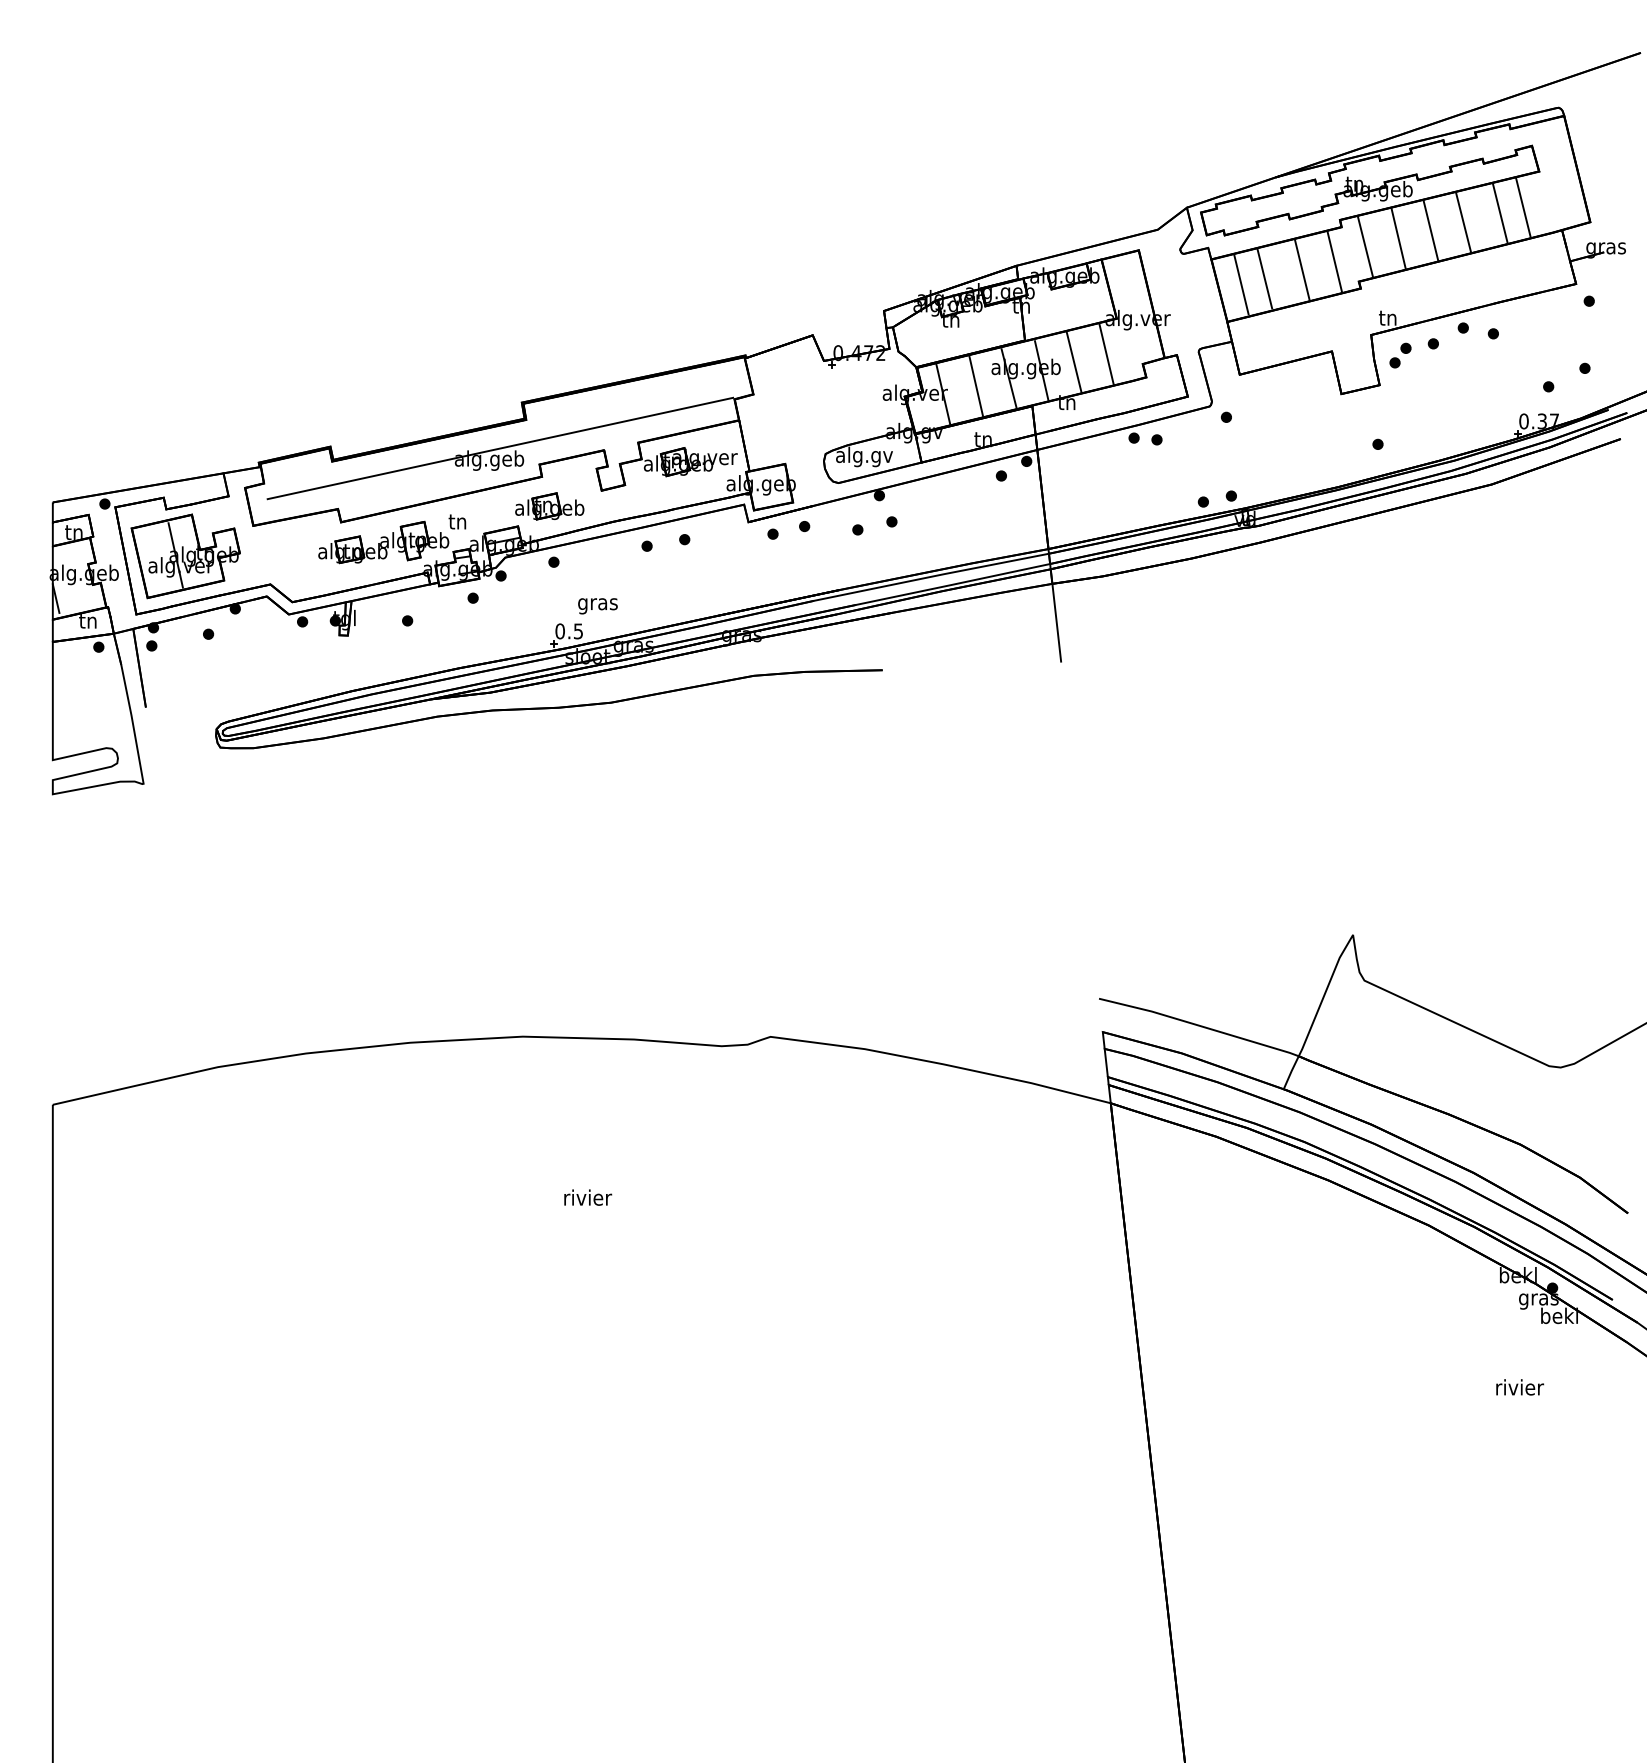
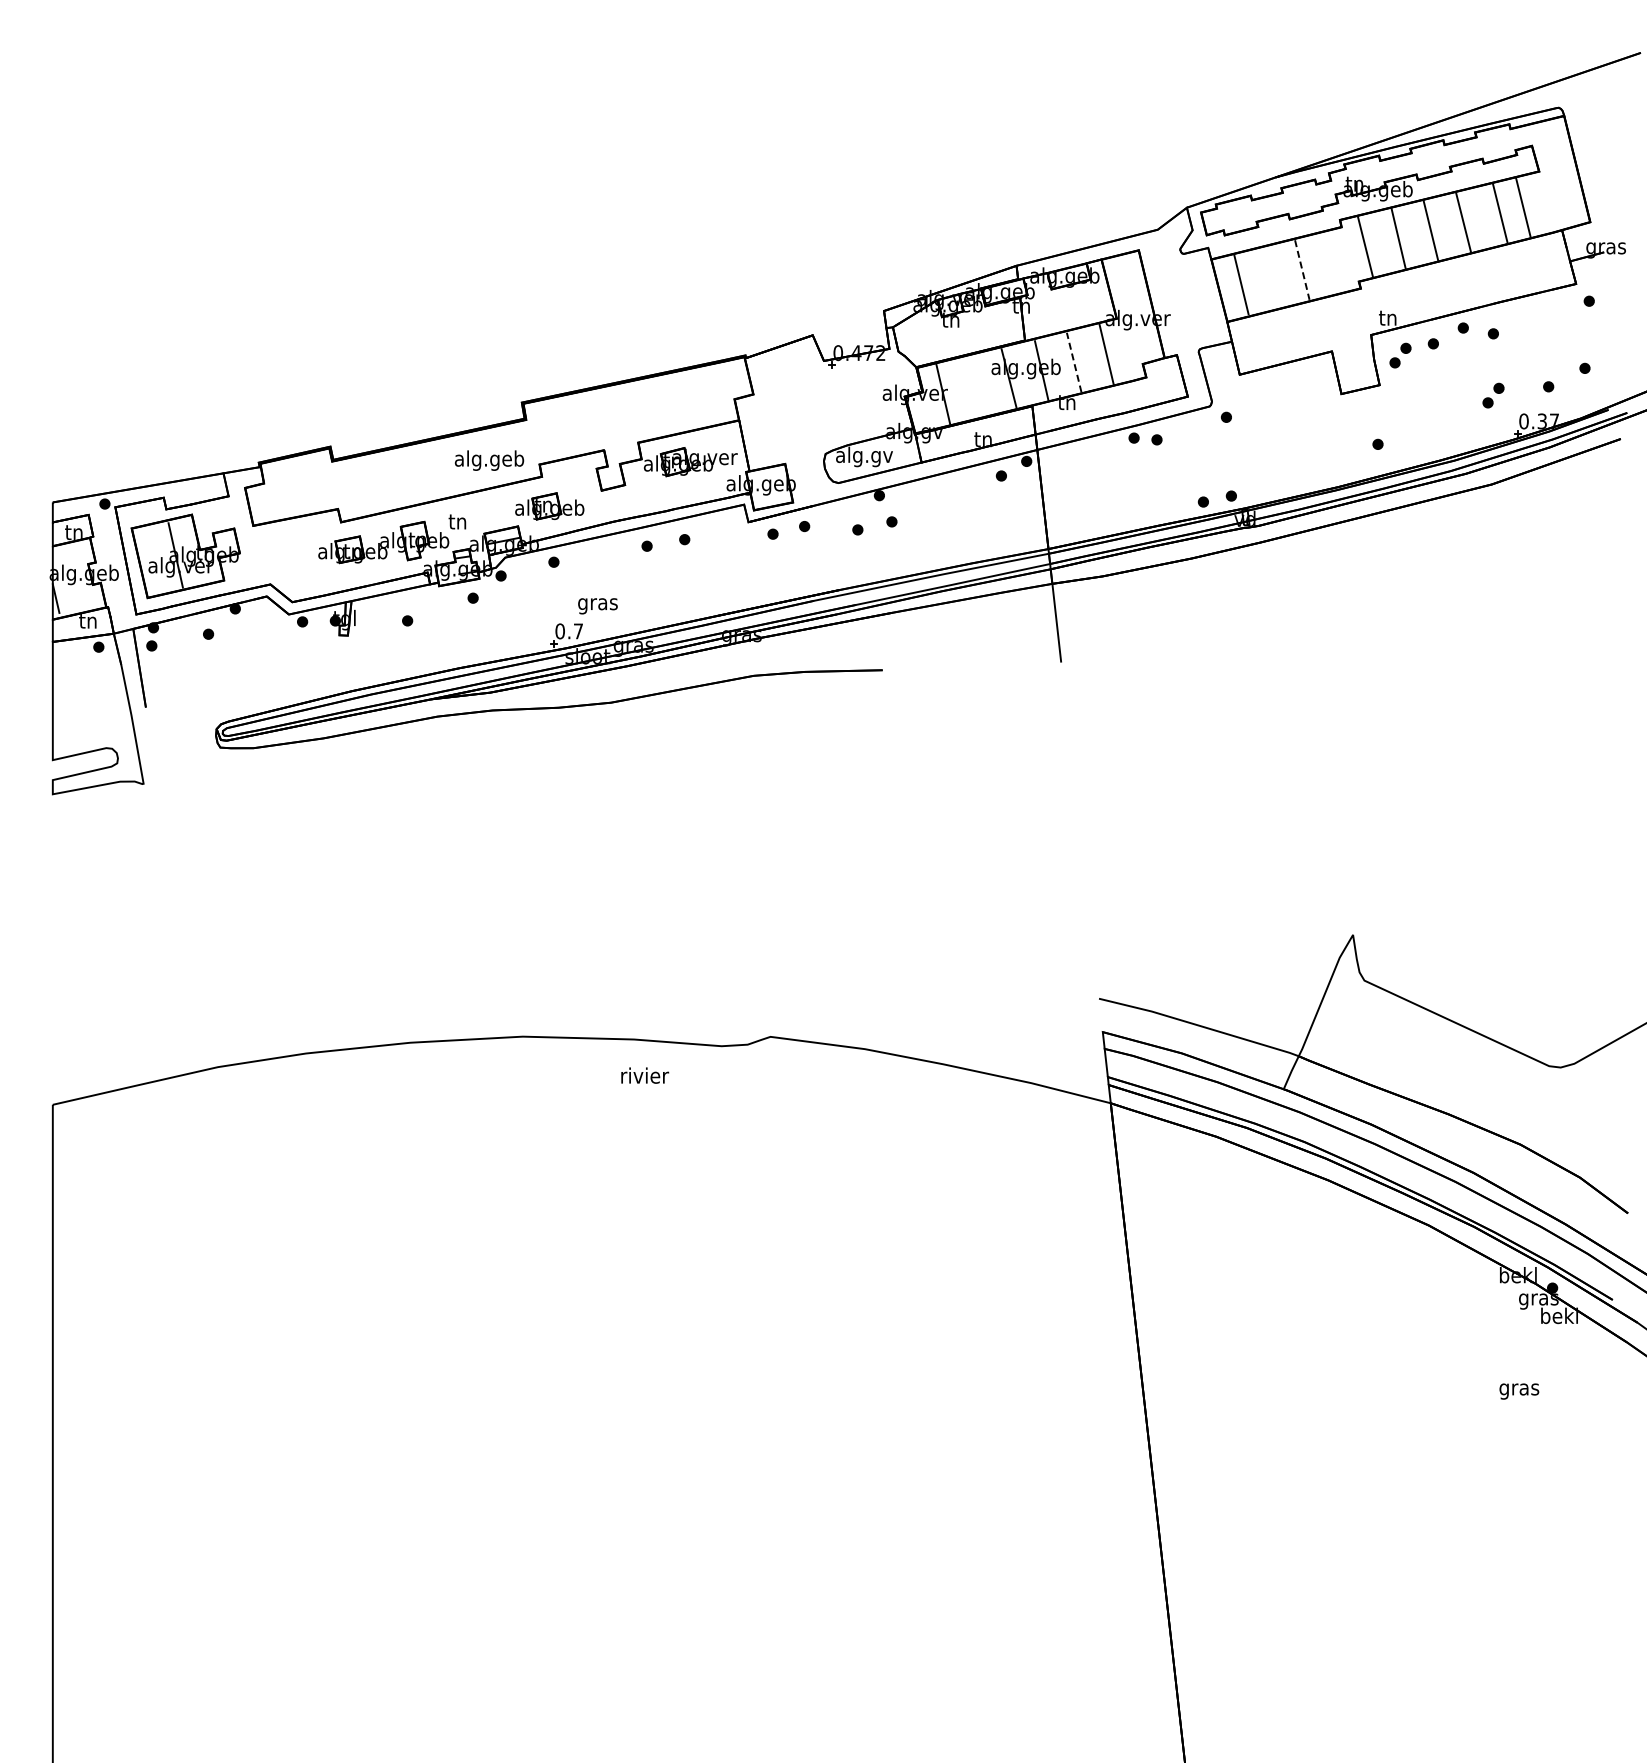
line: present -> none (1334, 261)
line: solid -> dashed (1302, 270)
line: present -> none (1264, 278)
line: solid -> dashed (1074, 362)
line: present -> none (975, 386)
part: none -> present (1493, 395)
line: present -> none (500, 448)
text: 0.5 -> 0.7 (578, 631)
text position: (588, 1197) -> (645, 1075) (645, 1075)
text: rivier -> gras (1520, 1389)
